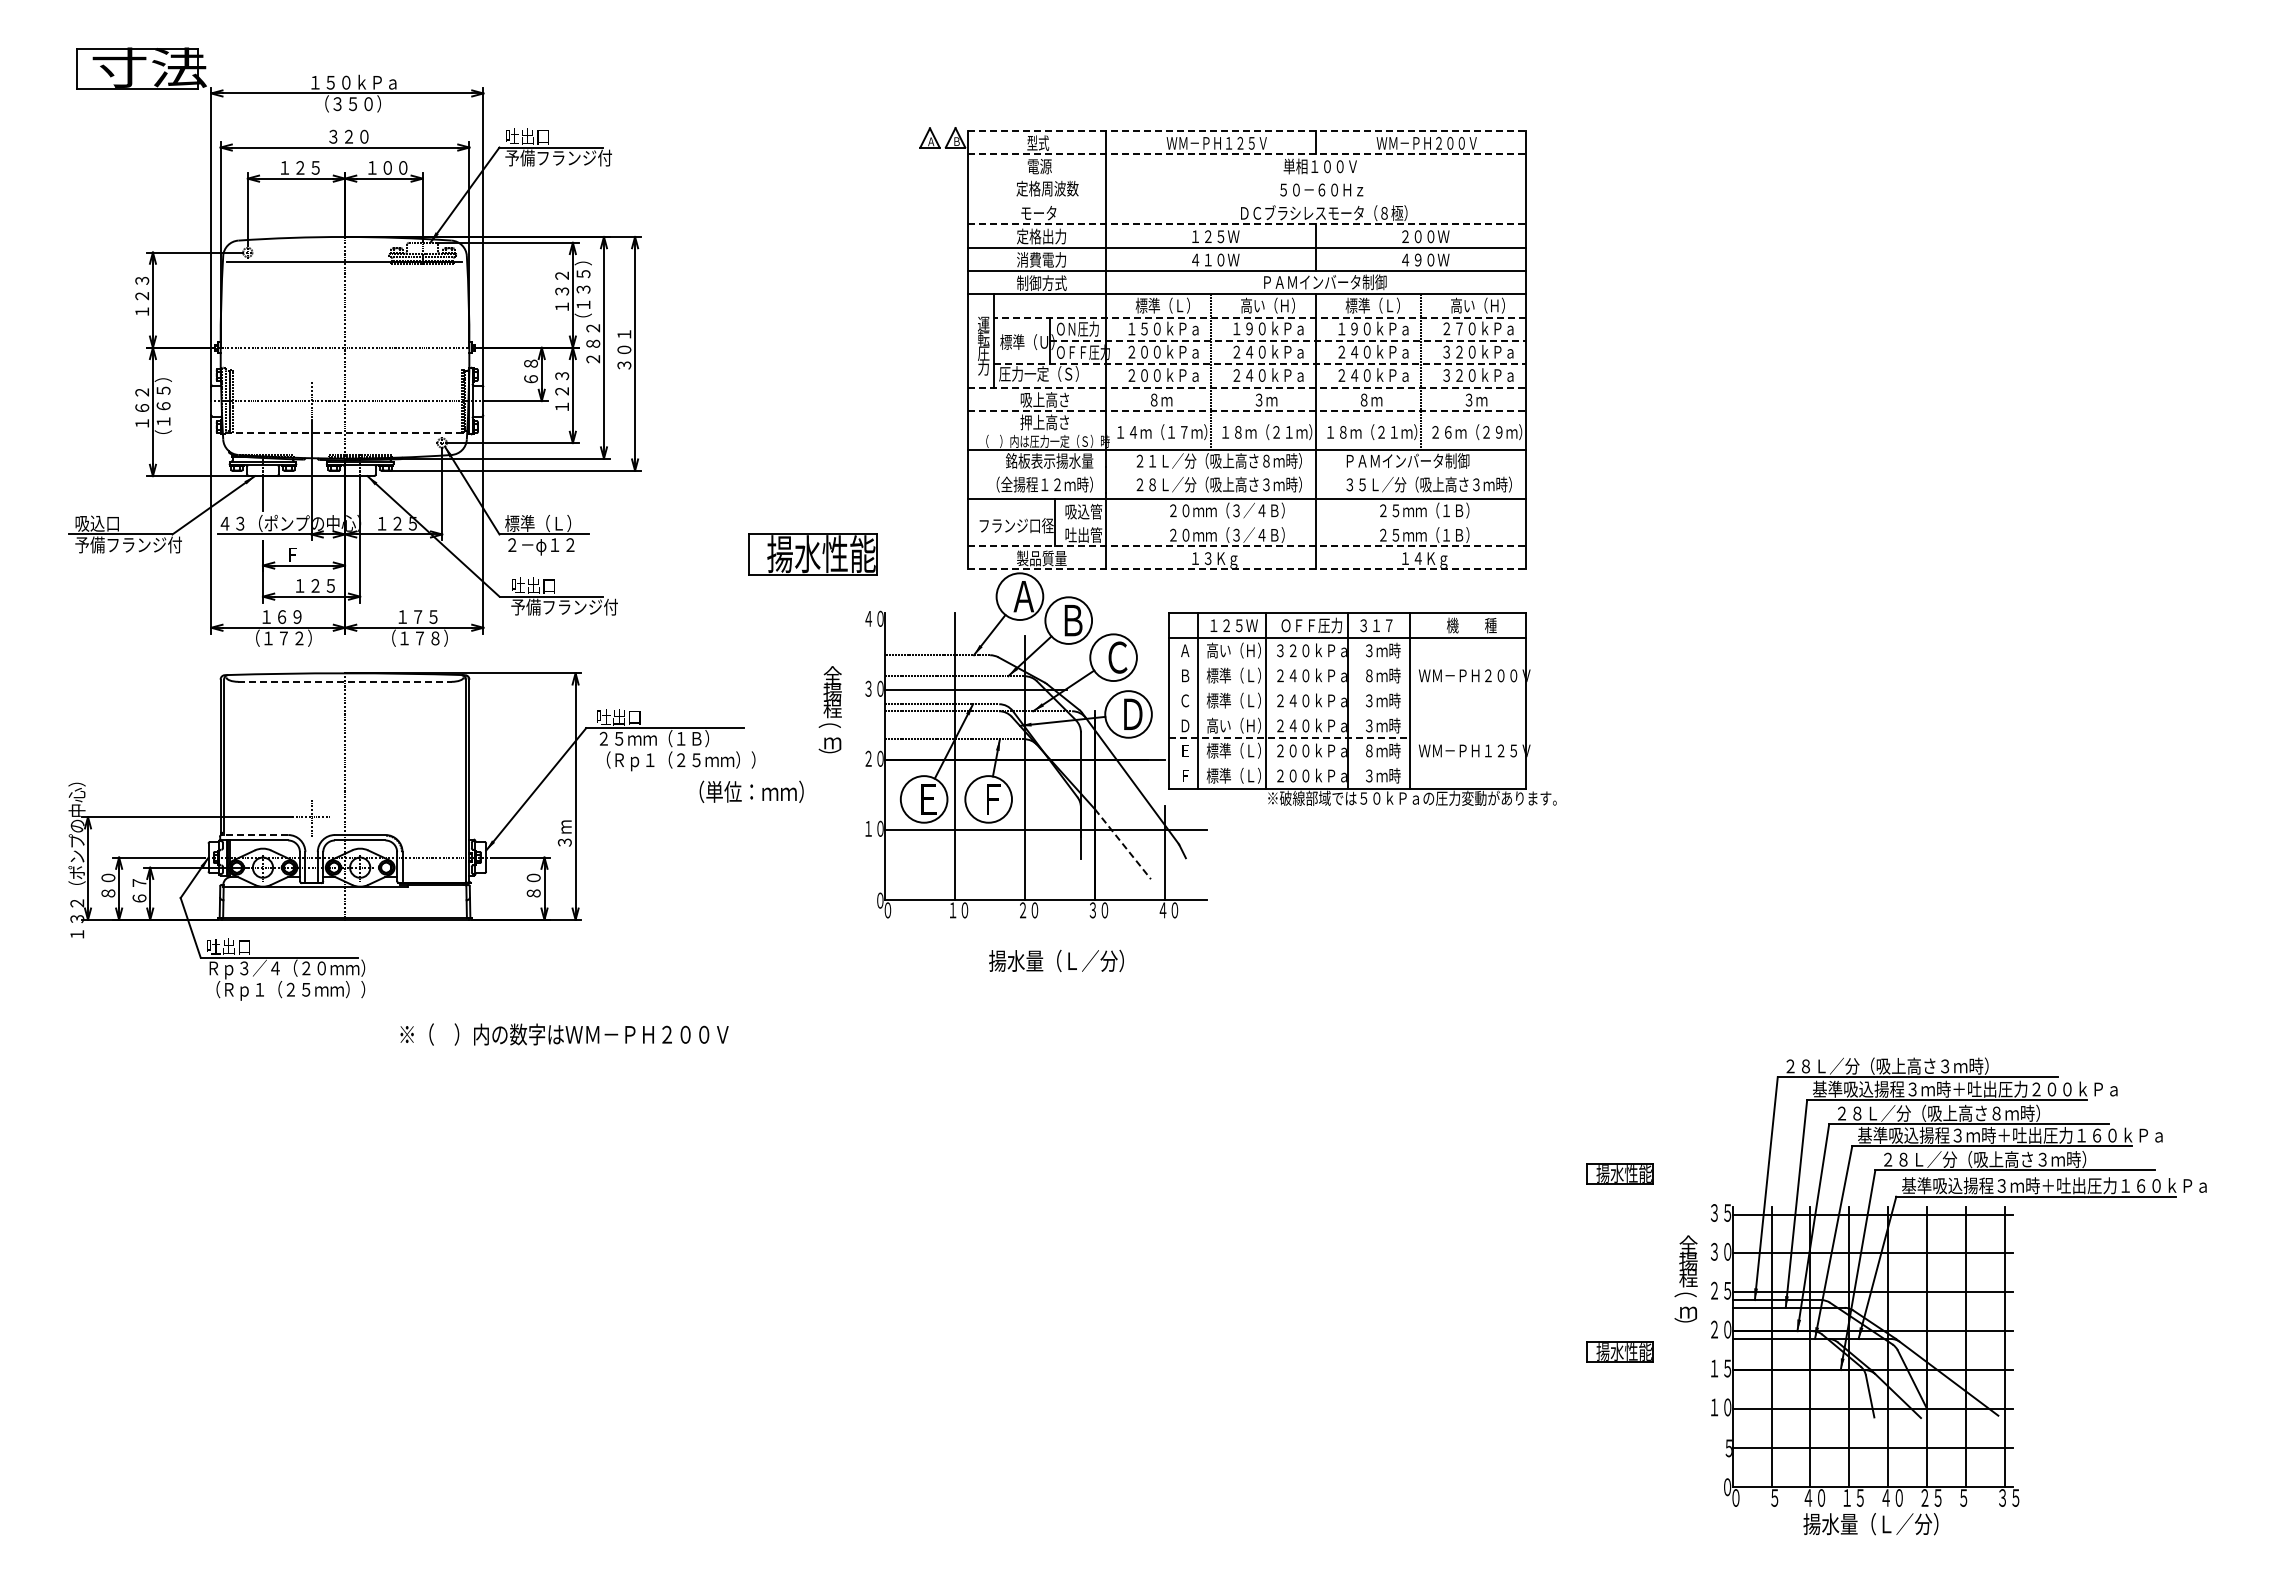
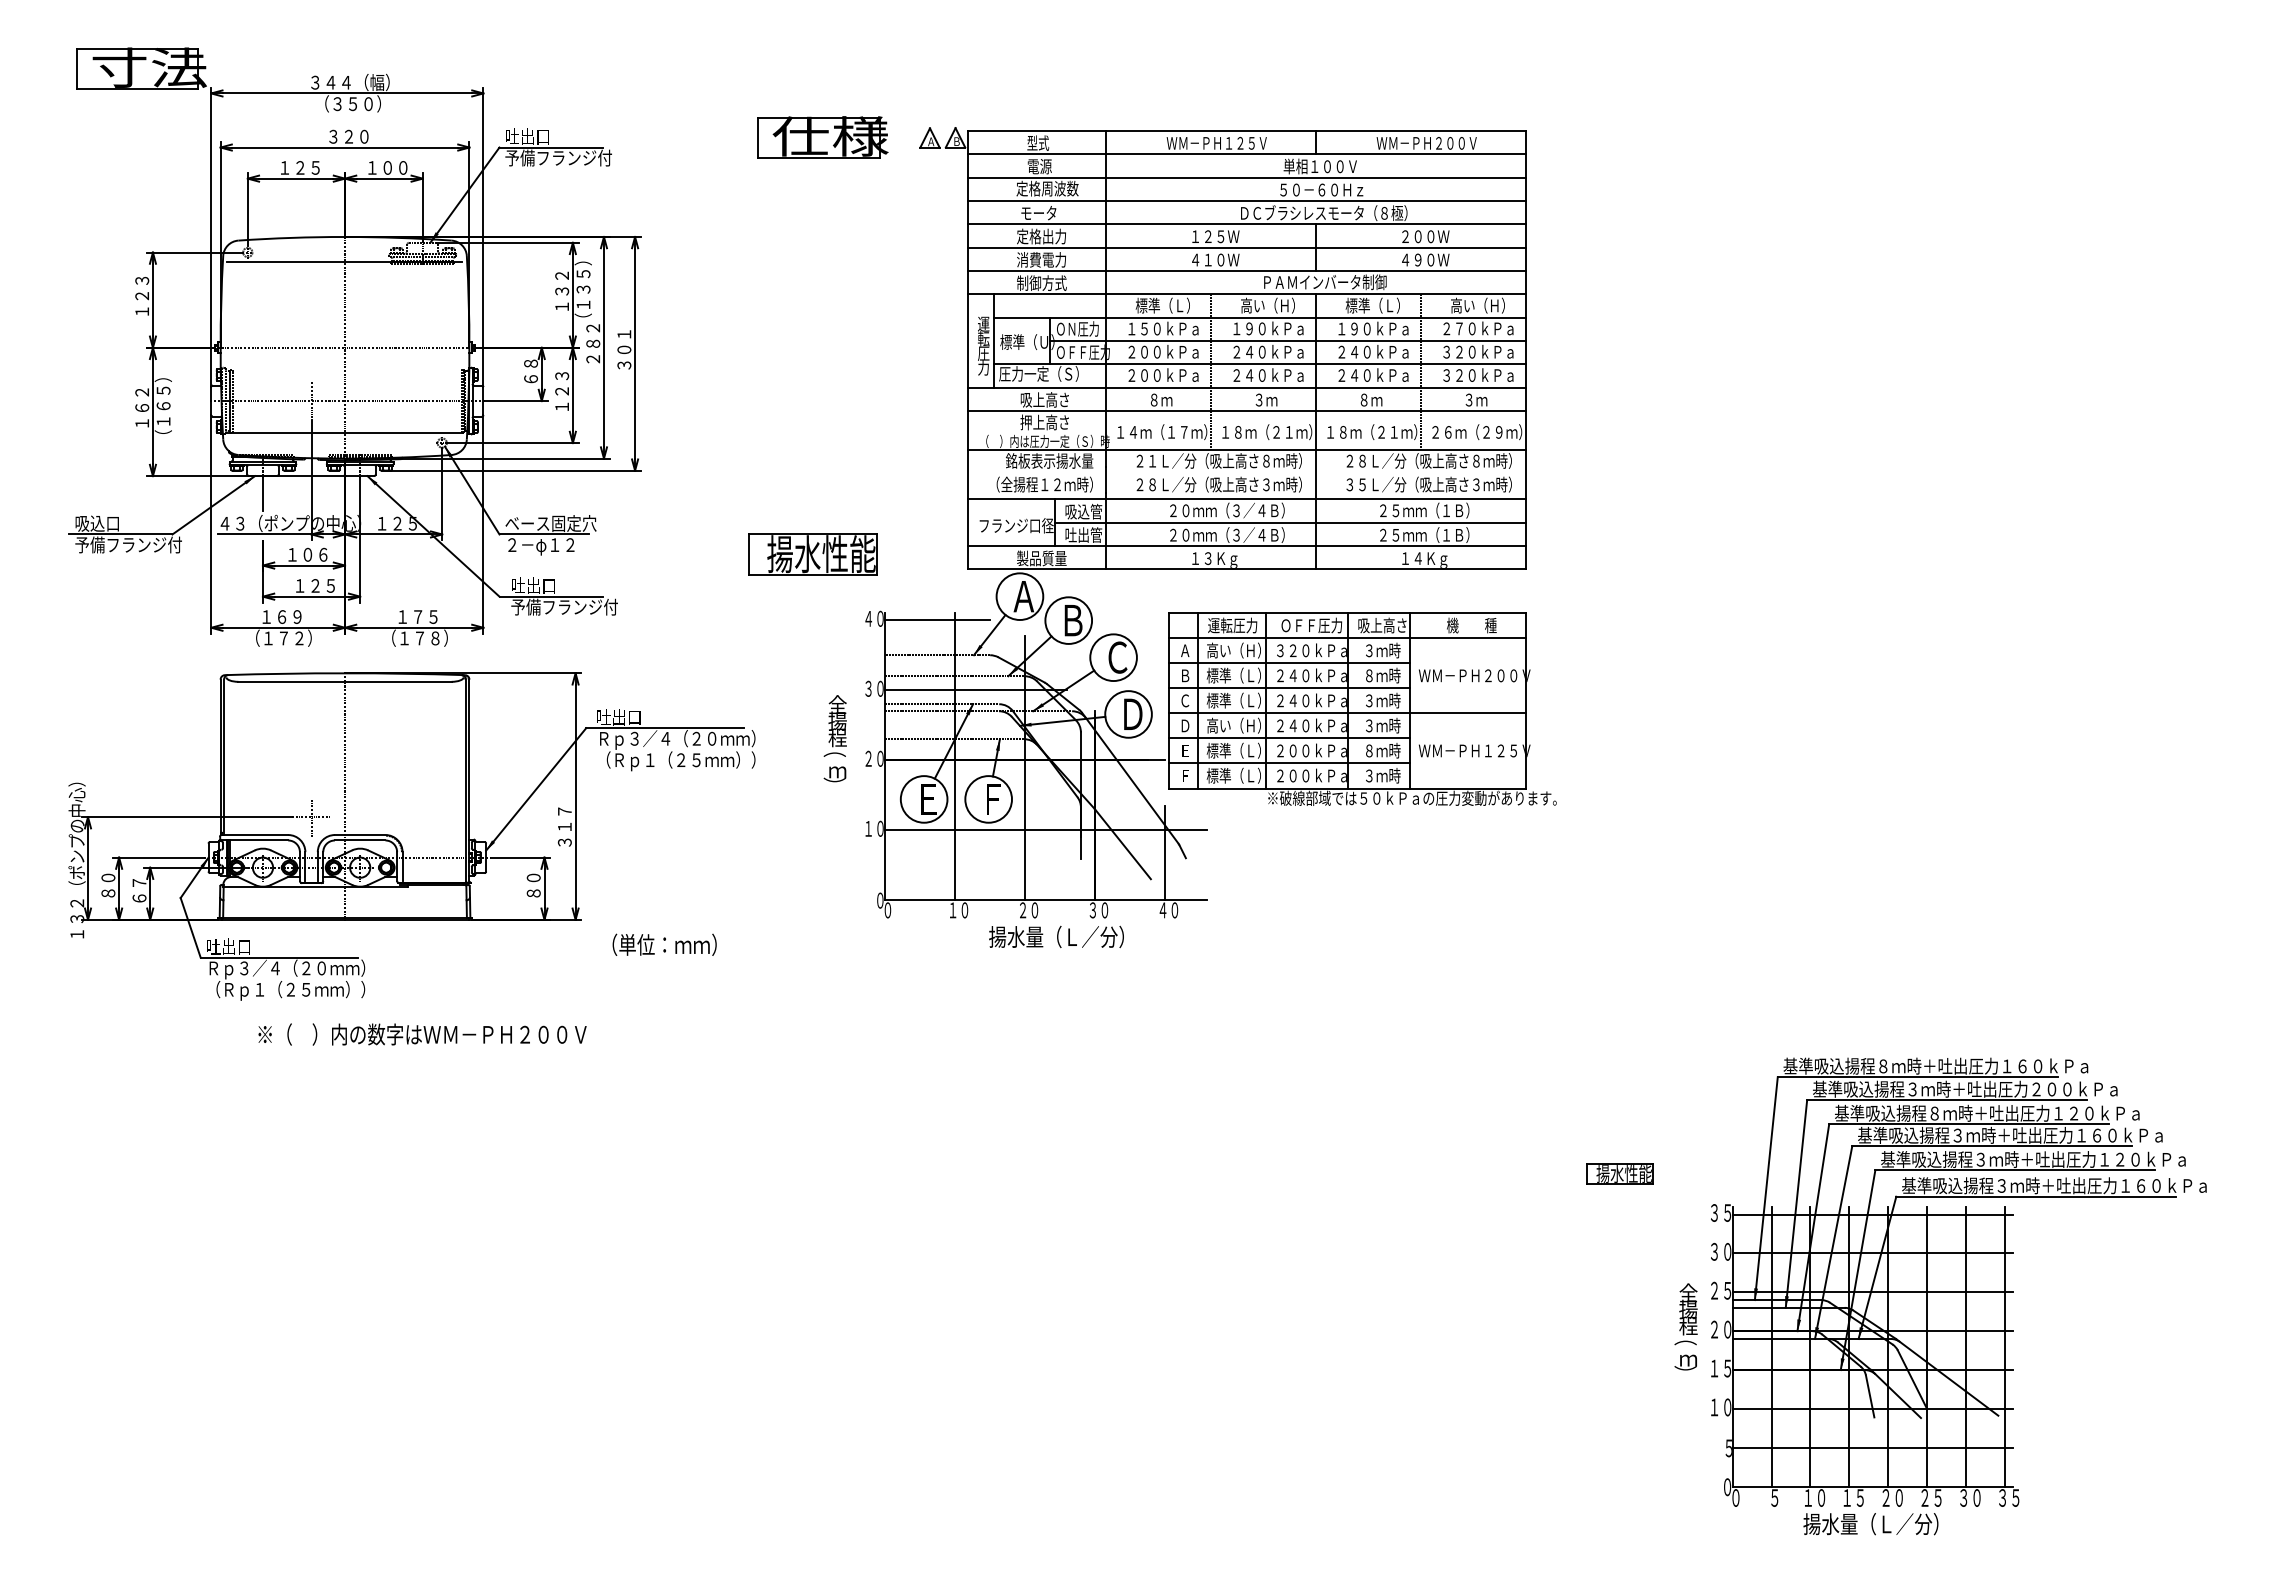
text: １５０ｋＰａ -> ３４４（幅） (353, 82)
line: dashed -> solid (1246, 130)
part: none -> present (822, 137)
line: dashed -> solid (1246, 154)
line: none -> present (1246, 177)
line: none -> present (1246, 200)
line: dashed -> solid (1246, 224)
line: dashed -> solid (1259, 317)
line: dashed -> solid (1287, 340)
line: dashed -> solid (1259, 364)
line: dashed -> solid (1246, 387)
line: dashed -> solid (1246, 410)
line: dashed -> solid (345, 433)
text: ＰＡＭインバータ制御 -> ２８Ｌ／分（吸上高さ８ｍ時） (1428, 460)
line: none -> present (1289, 522)
text: 標準（Ｌ） -> ベース固定穴 (550, 523)
line: dashed -> solid (1246, 546)
text: Ｆ -> １０６ (307, 554)
line: dashed -> solid (1246, 569)
line: none -> present (936, 620)
text: １２５Ｗ -> 運転圧力 (1232, 625)
text: ３１７ -> 吸上高さ (1382, 625)
line: none -> present (1289, 663)
line: dashed -> solid (345, 681)
line: none -> present (1289, 688)
text position: (829, 709) -> (834, 738) (834, 738)
line: none -> present (1347, 713)
line: dashed -> solid (1290, 738)
text: ２５ｍｍ（１Ｂ） -> Ｒｐ３／４（２０ｍｍ） (677, 739)
line: none -> present (1289, 763)
text position: (751, 791) -> (664, 944) (664, 944)
text: ３ｍ -> ３１７ (564, 820)
line: dashed -> solid (254, 835)
line: dashed -> solid (1122, 844)
text position: (1056, 960) -> (1056, 936) (1056, 936)
text position: (564, 1034) -> (422, 1034) (422, 1034)
text: ２８Ｌ／分（吸上高さ３ｍ時） -> 基準吸込揚程８ｍ時＋吐出圧力１６０ｋＰａ (1935, 1065)
text: ２８Ｌ／分（吸上高さ８ｍ時） -> 基準吸込揚程８ｍ時＋吐出圧力１２０ｋＰａ (1987, 1112)
text: ２８Ｌ／分（吸上高さ３ｍ時） -> 基準吸込揚程３ｍ時＋吐出圧力１２０ｋＰａ (2033, 1159)
text position: (1685, 1278) -> (1685, 1326) (1685, 1326)
part: present -> none (1619, 1351)
text: ４０ -> １０ (1808, 1497)
text: ４０ -> ２０ (1885, 1497)
text: ５ -> ３０ (1970, 1497)
